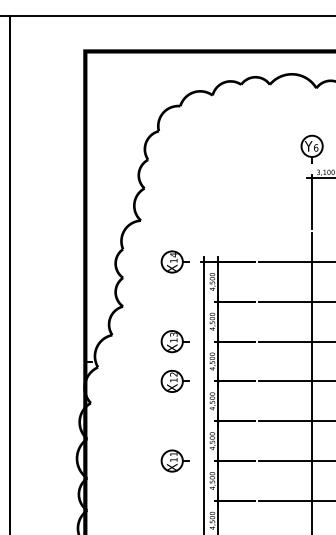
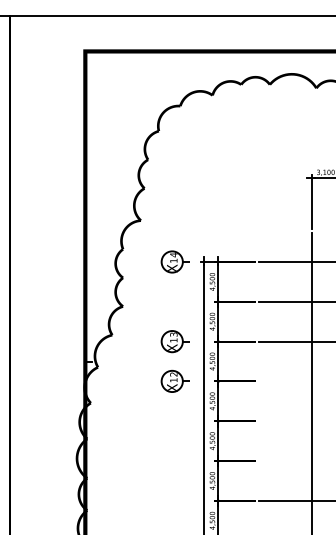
part: present -> none (311, 148)
line: present -> none (295, 381)
line: present -> none (295, 421)
part: present -> none (174, 460)
line: present -> none (295, 461)
